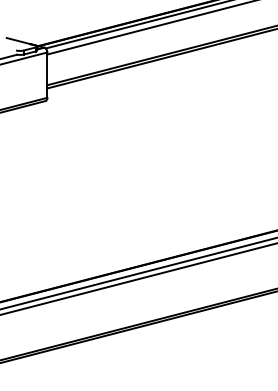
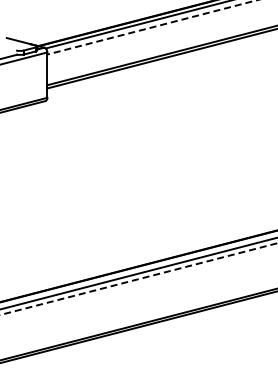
line: solid -> dashed (151, 27)
line: solid -> dashed (138, 279)
